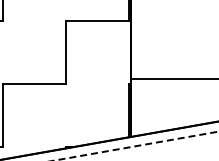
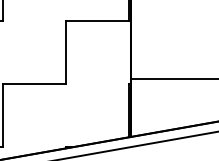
line: dashed -> solid (134, 146)
